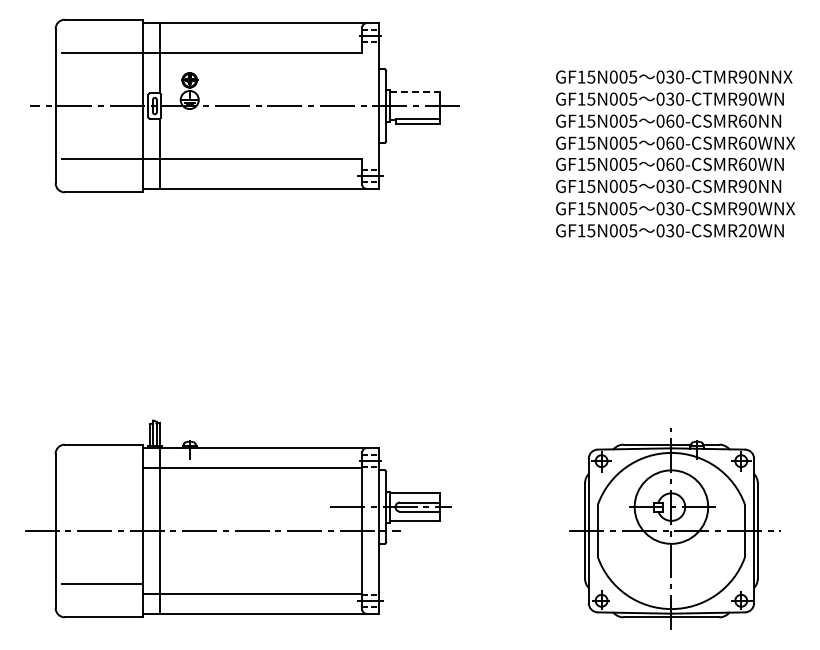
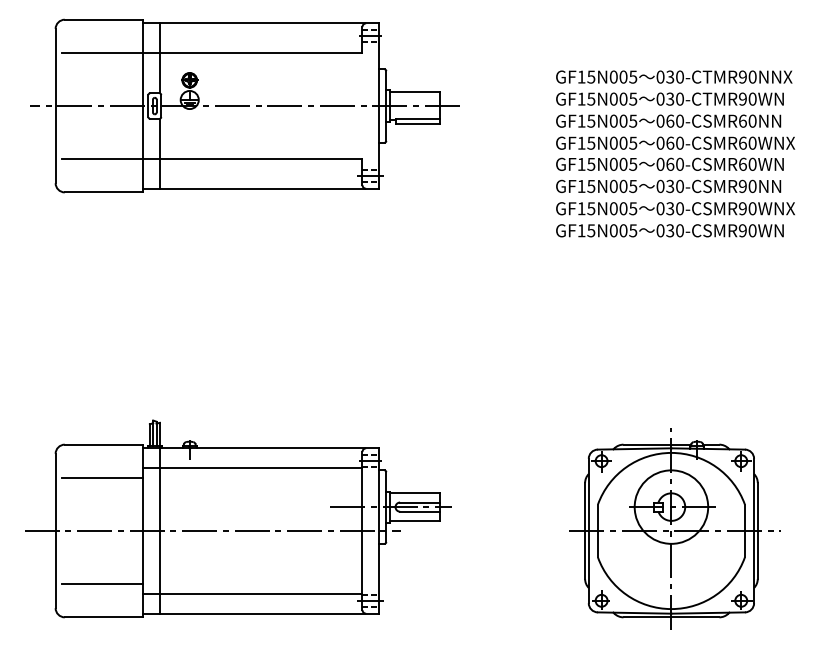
line: dashed -> solid (414, 92)
text: 030-CSMR20WN -> 030-CSMR90WN (742, 231)
line: none -> present (102, 477)
